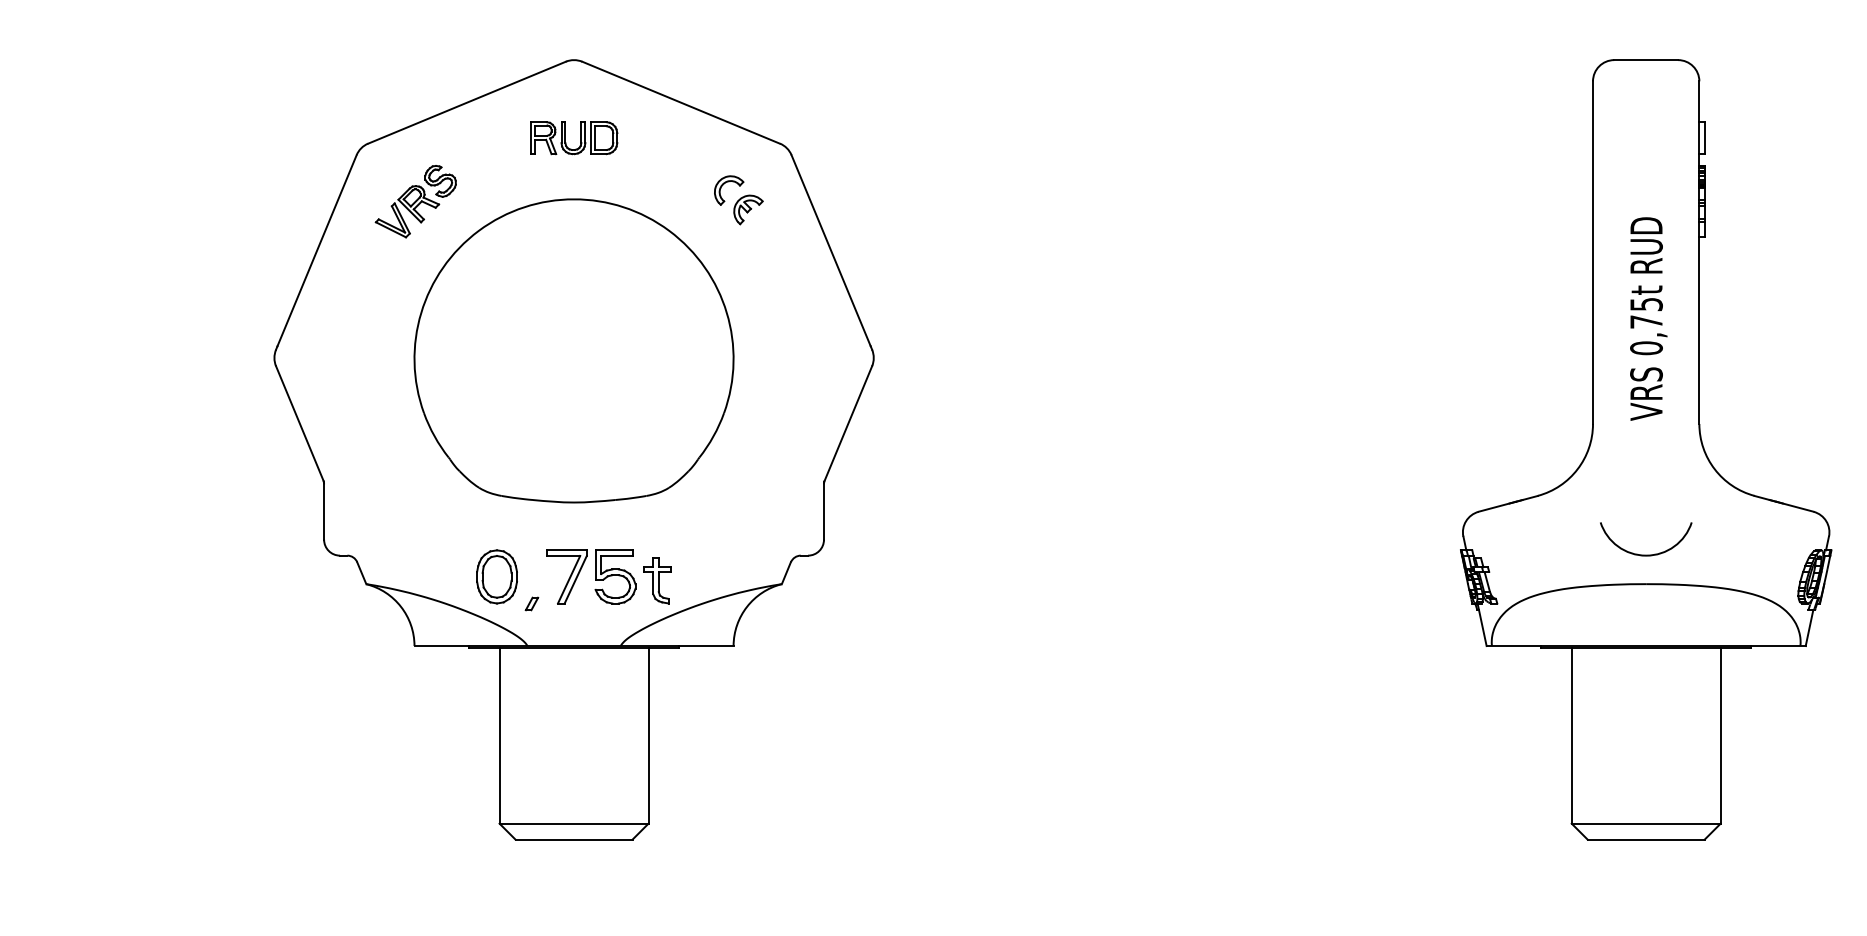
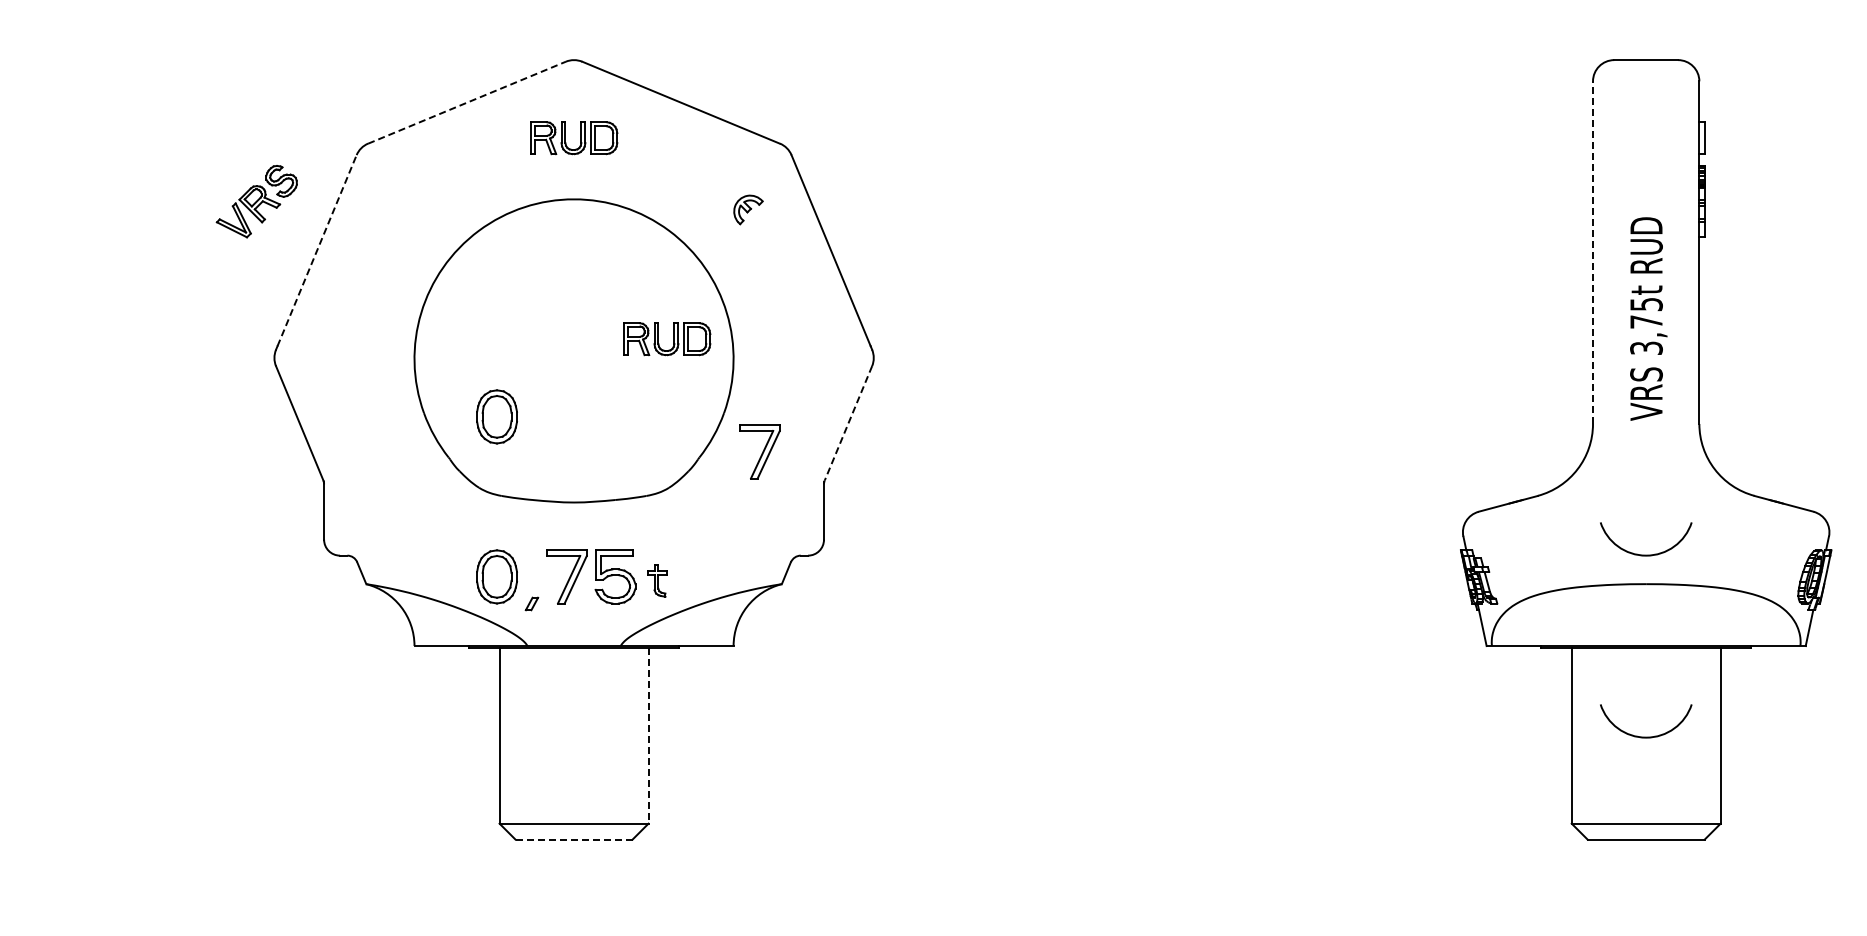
line: solid -> dashed (467, 102)
part: present -> none (724, 184)
part position: (415, 201) -> (256, 201) (256, 201)
line: solid -> dashed (317, 250)
line: solid -> dashed (1593, 252)
part: none -> present (667, 339)
text: 0,75t -> 3,75t (1646, 348)
part: none -> present (496, 416)
line: solid -> dashed (848, 423)
part: none -> present (759, 451)
part size: 29x48 px -> 21x34 px (657, 580)
line: solid -> dashed (648, 735)
arc: none -> present (1646, 736)
line: solid -> dashed (574, 839)
